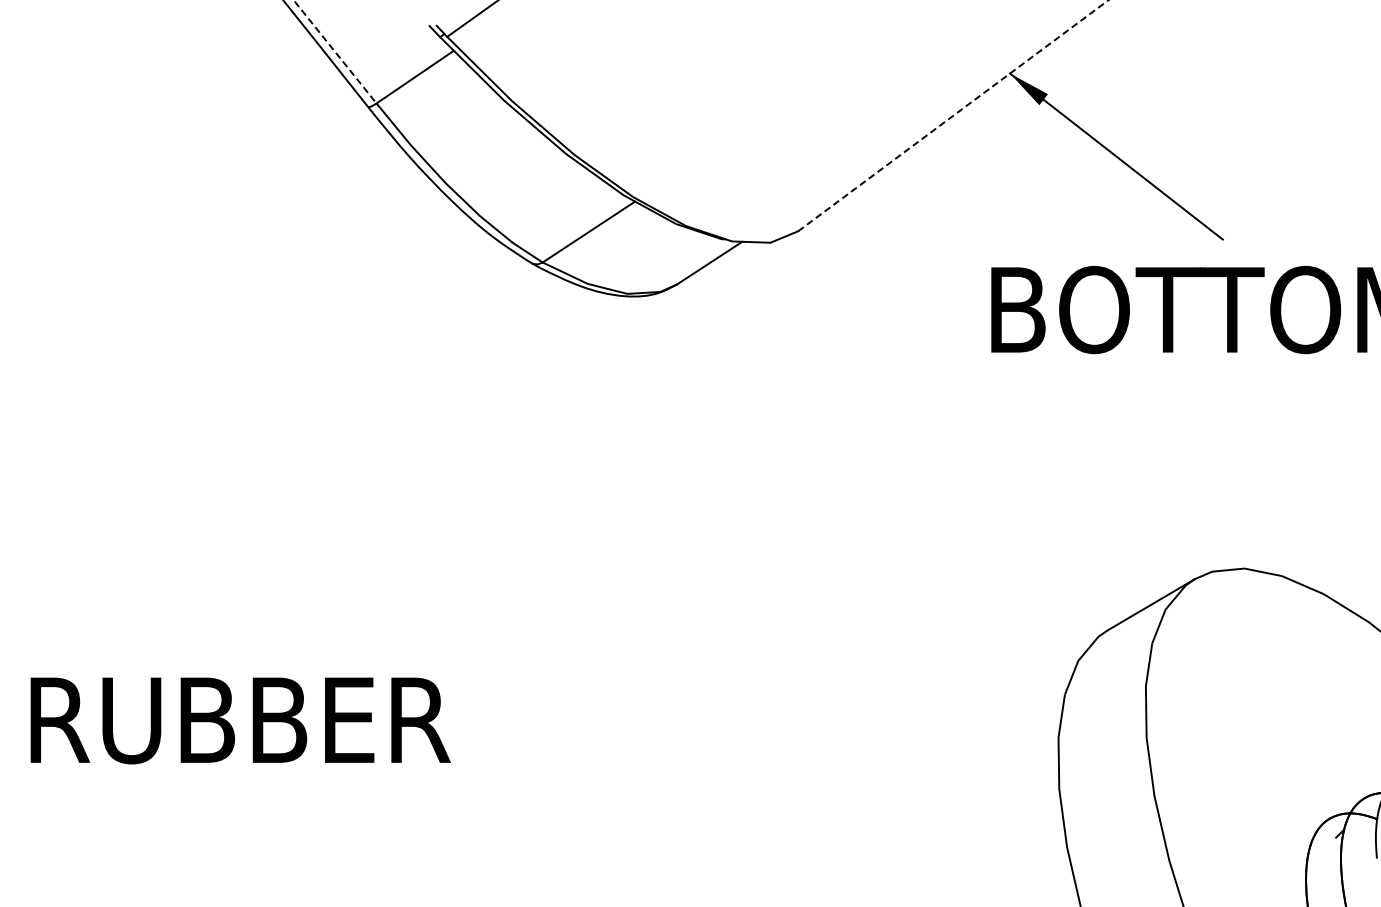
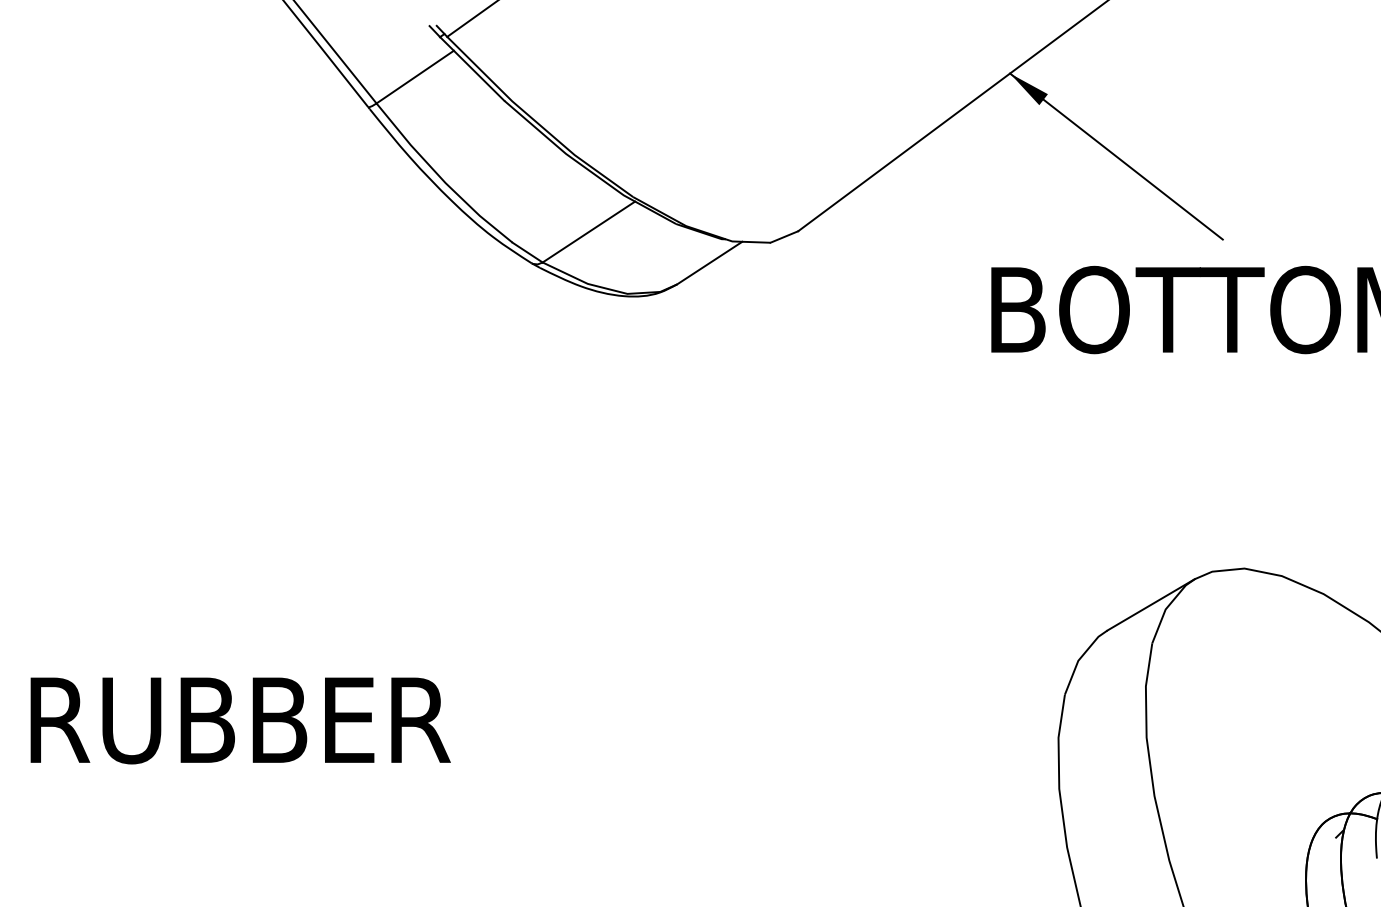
line: dashed -> solid (335, 52)
line: dashed -> solid (953, 115)
